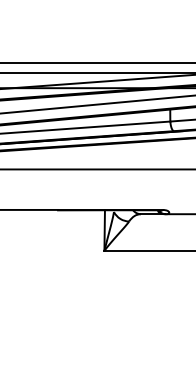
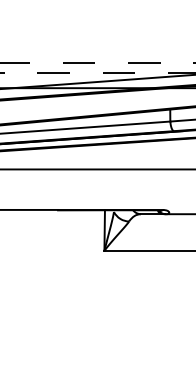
line: solid -> dashed (98, 62)
line: solid -> dashed (98, 72)
line: present -> none (97, 104)
